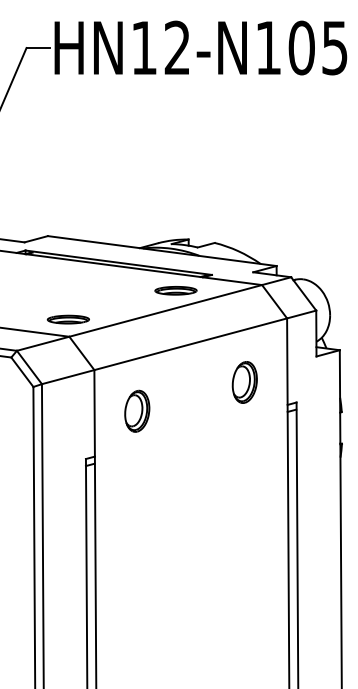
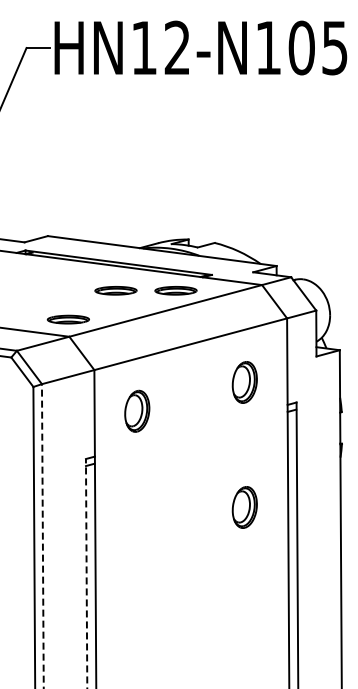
part: none -> present (115, 290)
part: none -> present (244, 507)
line: solid -> dashed (42, 536)
line: solid -> dashed (86, 573)
